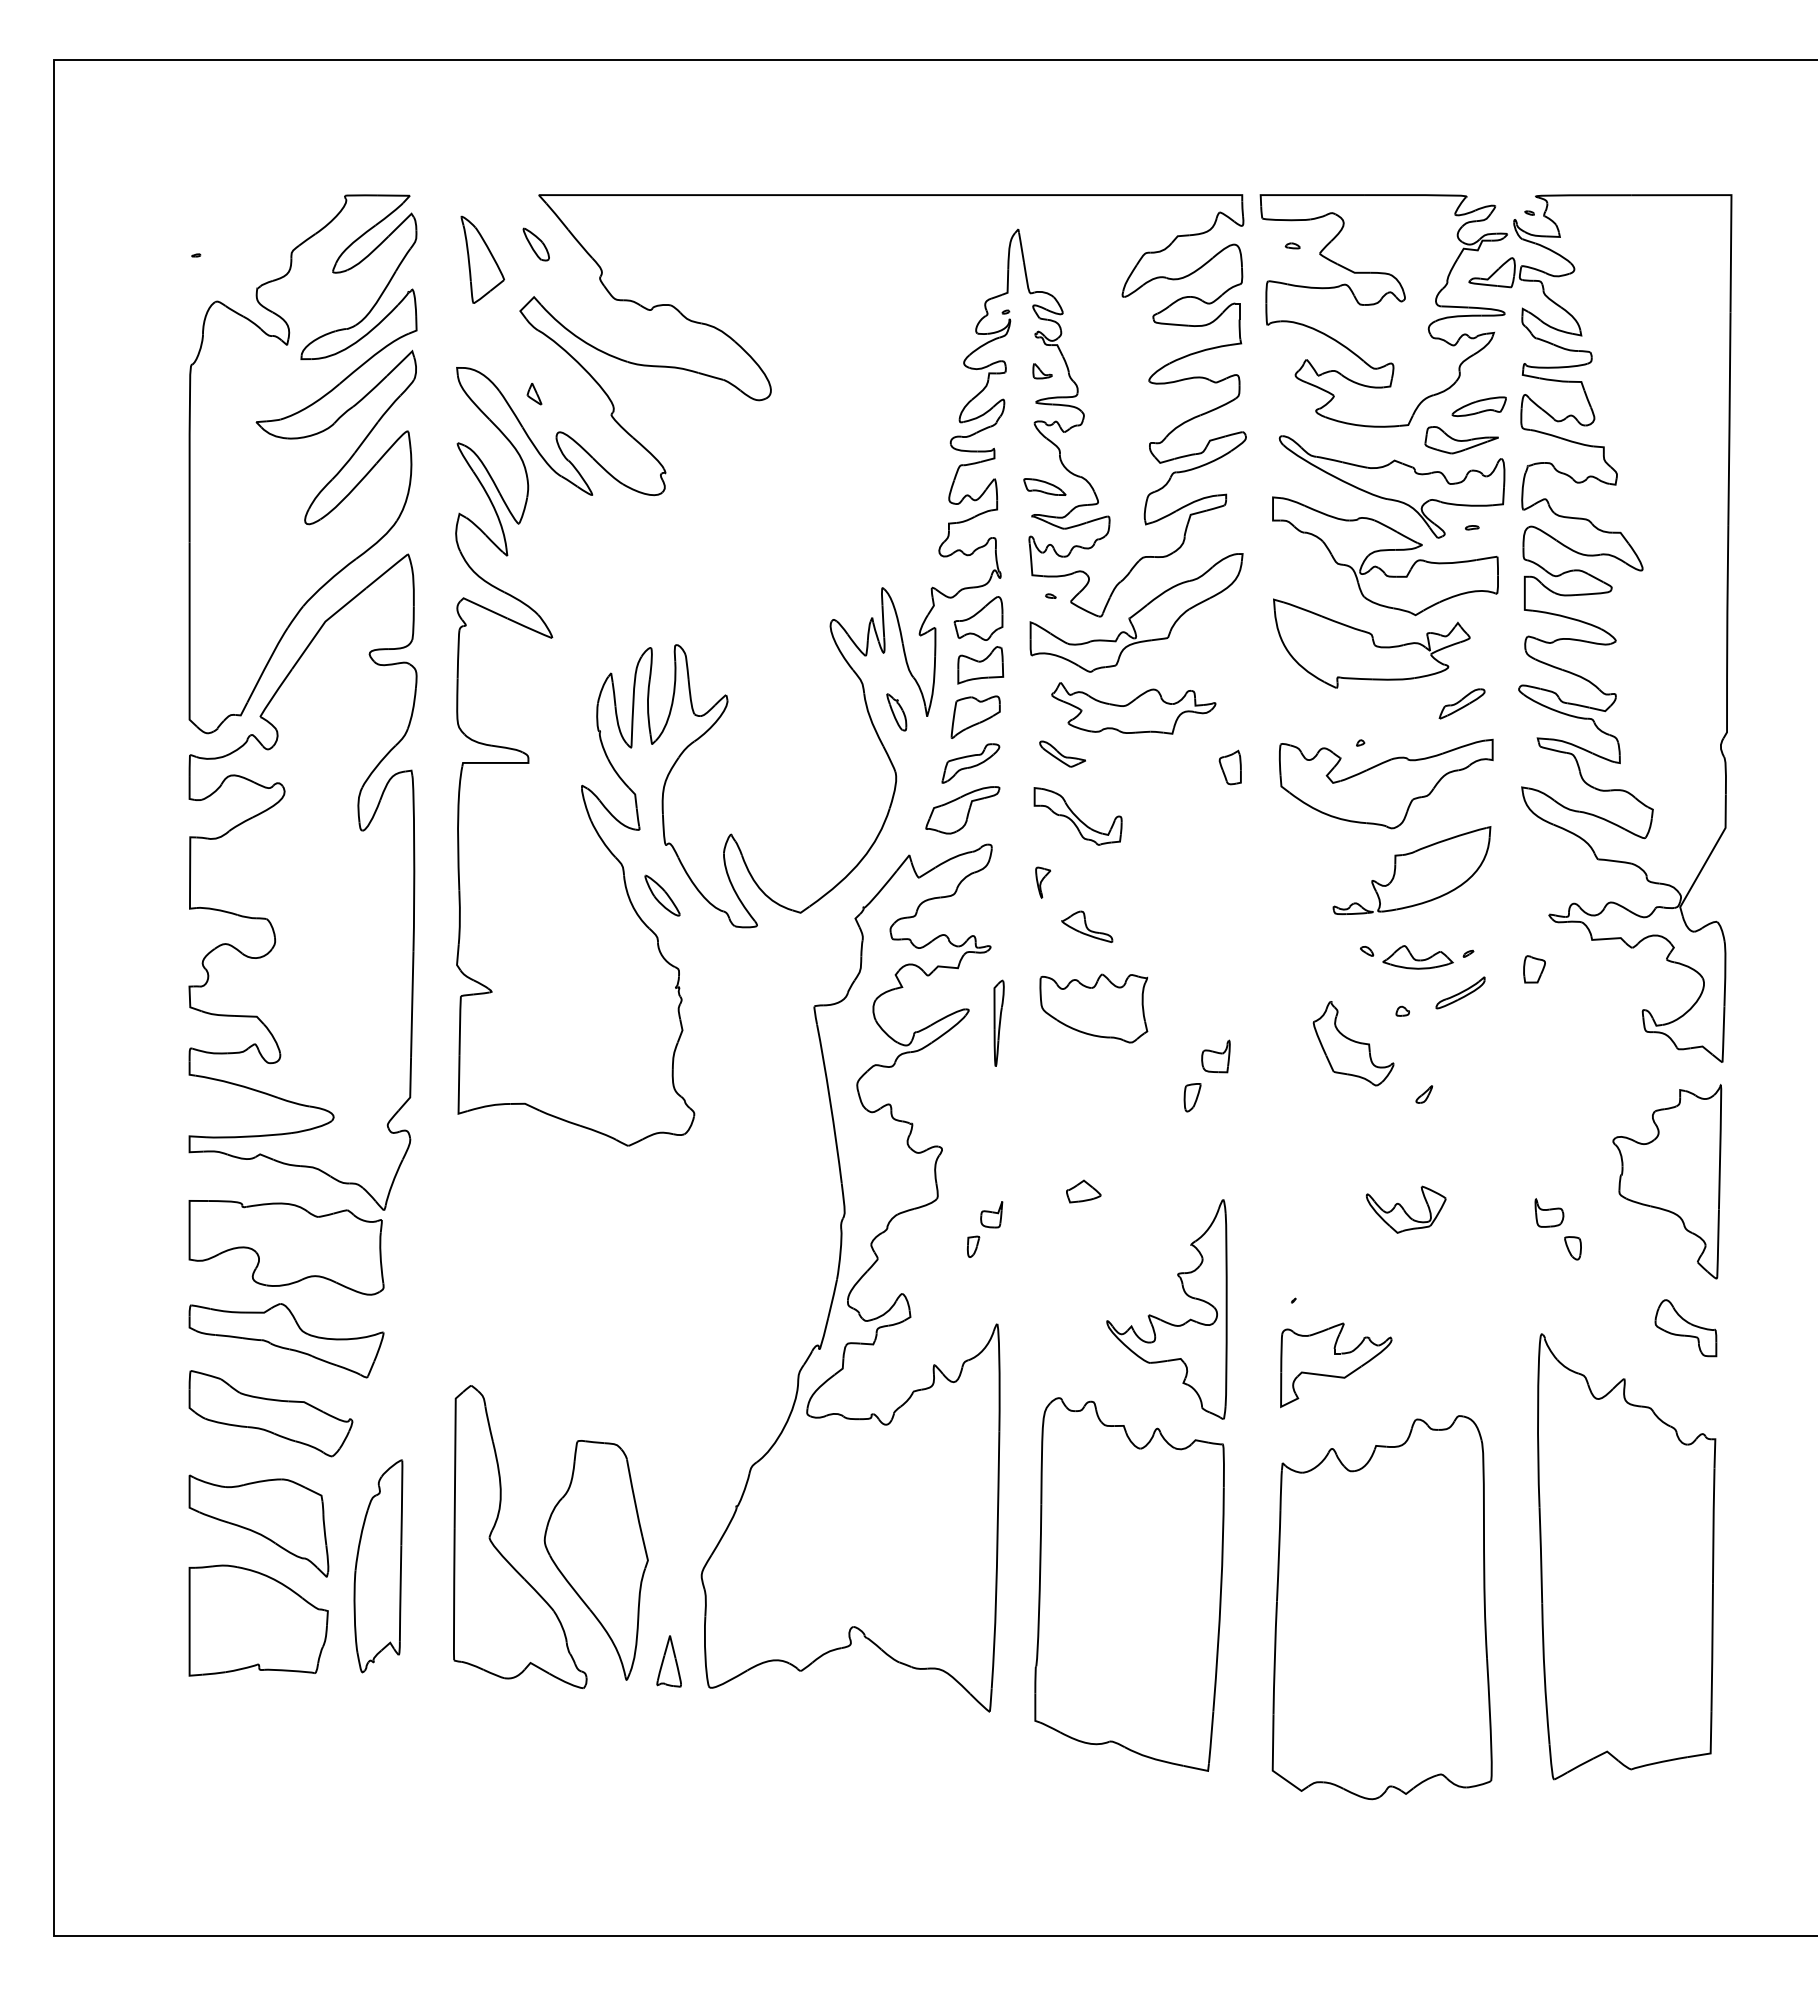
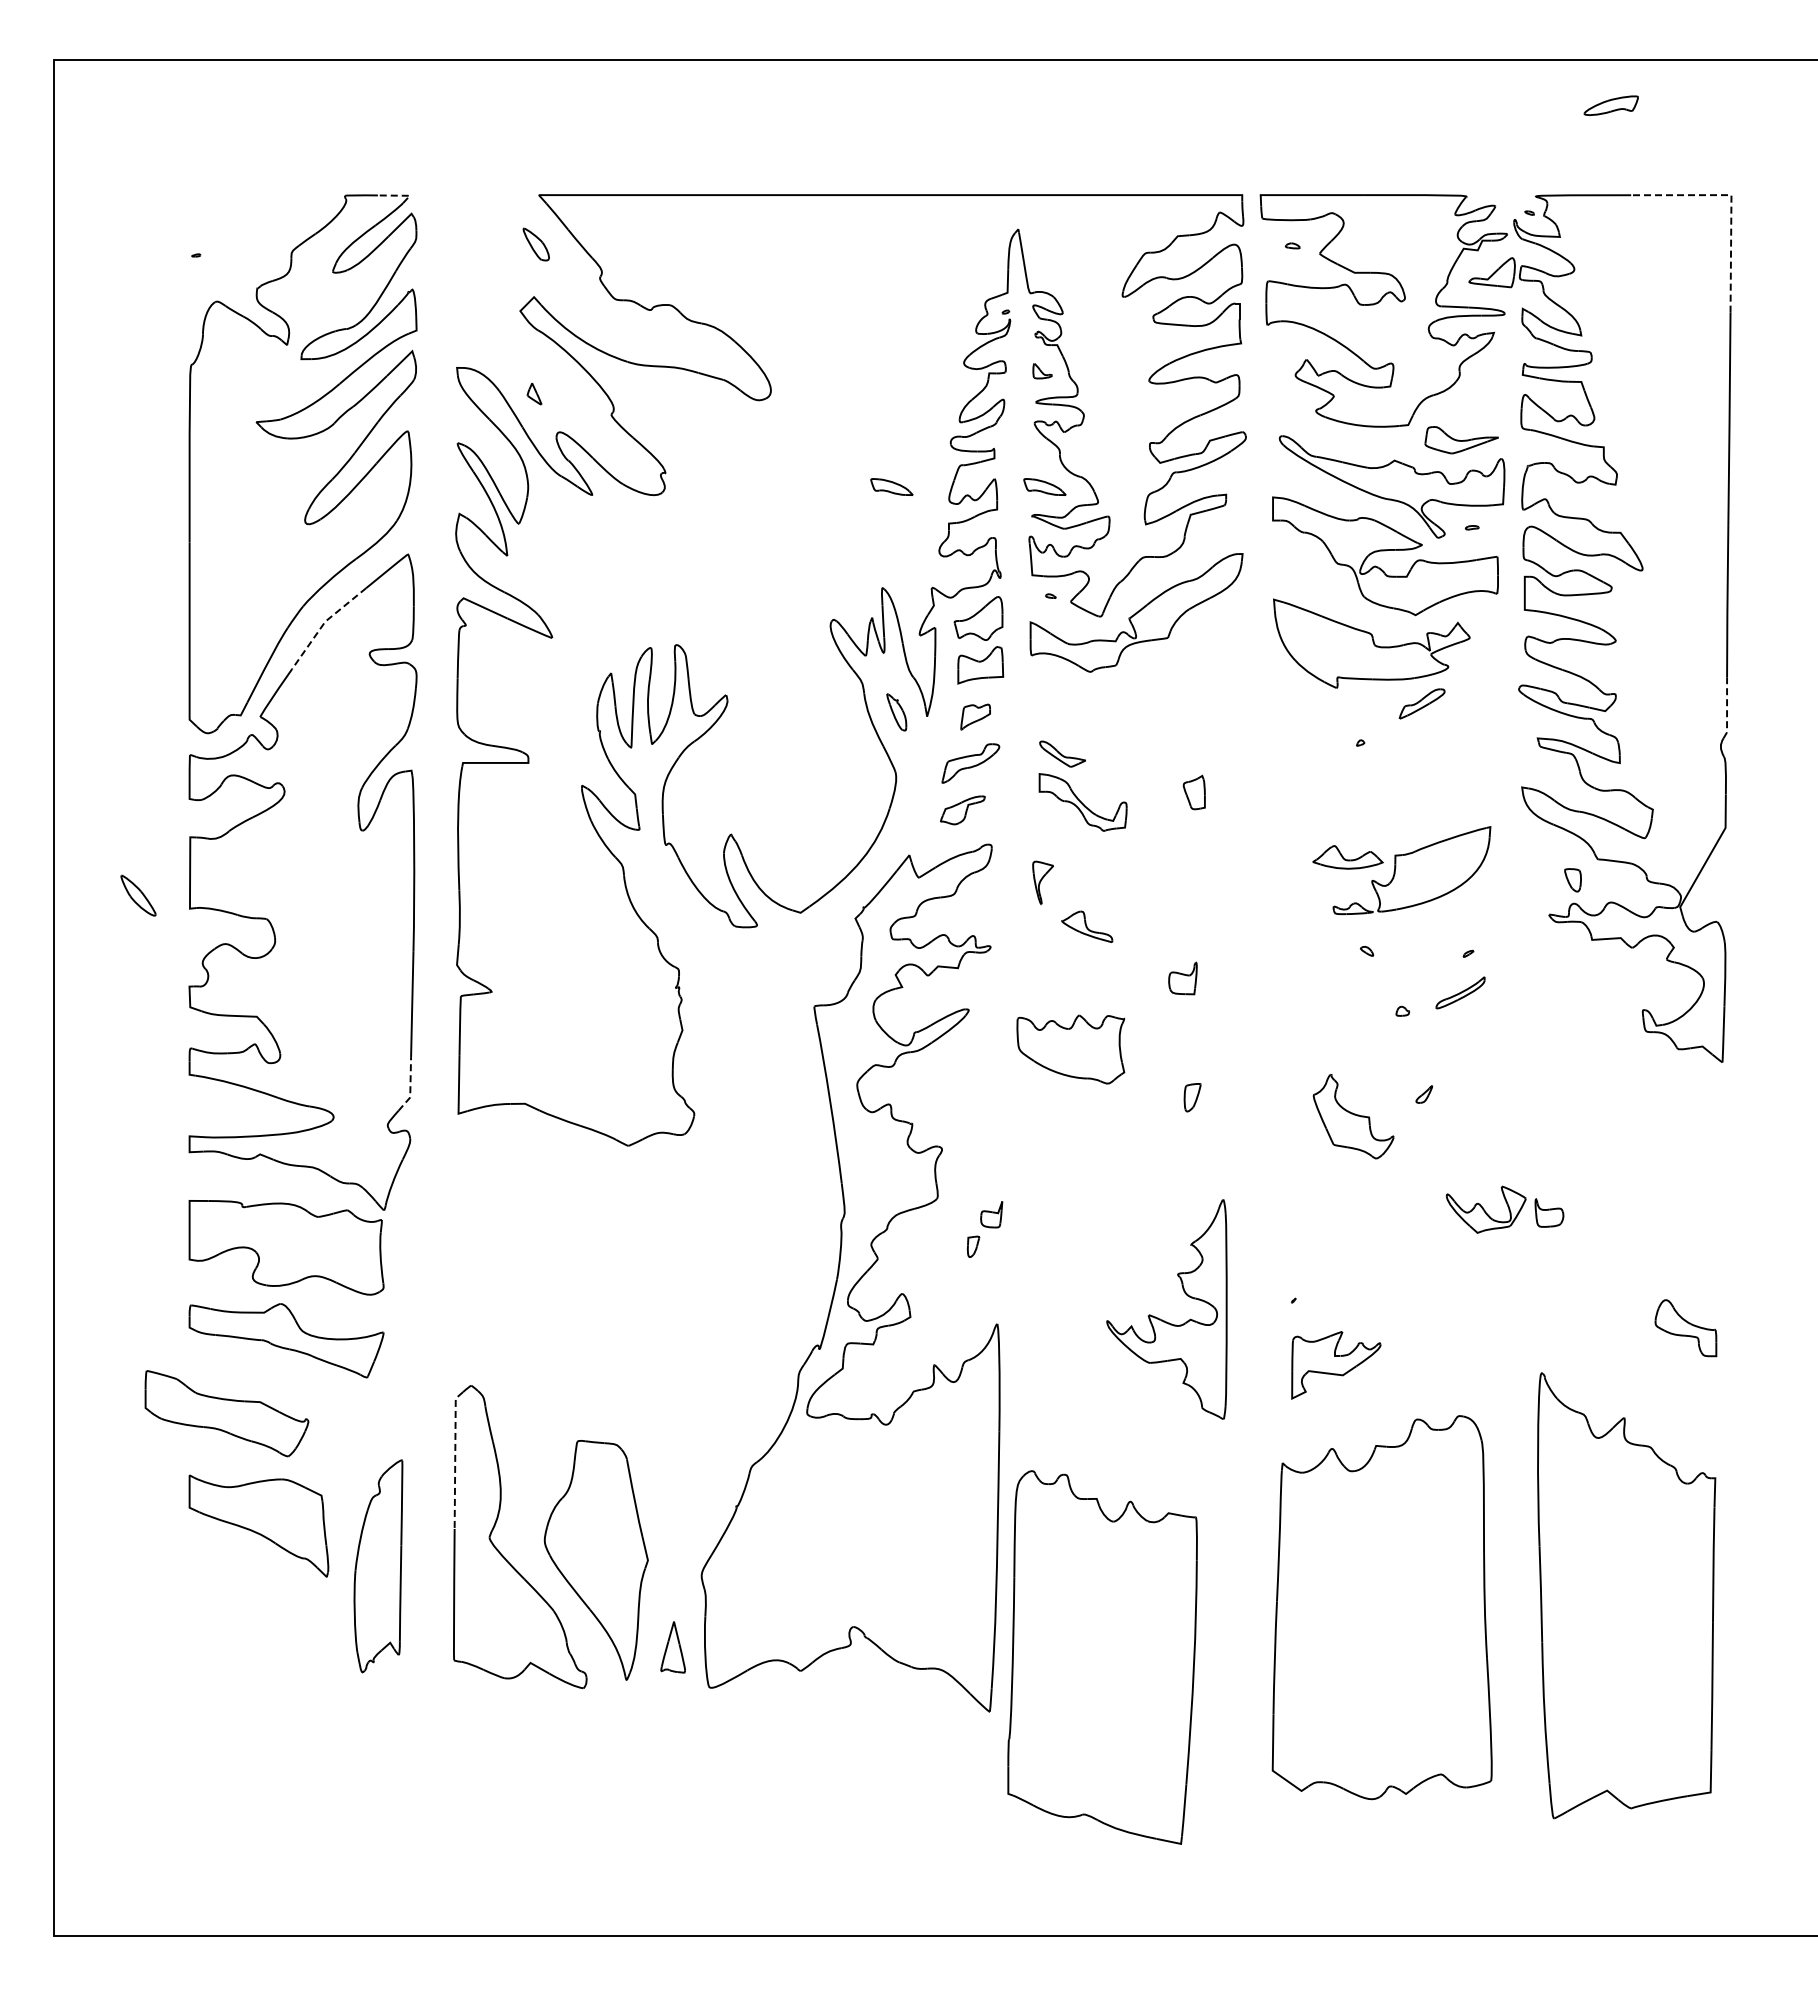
line: solid -> dashed (399, 195)
line: solid -> dashed (1731, 203)
part: present -> none (482, 259)
part position: (1478, 406) -> (1610, 105) (1610, 105)
part: none -> present (891, 486)
line: solid -> dashed (324, 623)
part position: (1461, 703) -> (1421, 703) (1421, 703)
part: present -> none (1133, 708)
line: solid -> dashed (1727, 708)
part size: 51x44 px -> 31x28 px (975, 716)
part position: (1229, 767) -> (1193, 792) (1193, 792)
part: present -> none (1385, 783)
part size: 76x49 px -> 46x31 px (962, 810)
part position: (1077, 816) -> (1082, 802) (1082, 802)
part size: 17x33 px -> 22x46 px (1042, 882)
part position: (662, 895) -> (138, 895) (138, 895)
part position: (1417, 957) -> (1347, 857) (1347, 857)
part: present -> none (1534, 969)
part position: (1093, 1008) -> (1070, 1049) (1070, 1049)
part: present -> none (998, 1022)
part position: (1353, 1043) -> (1353, 1116) (1353, 1116)
part position: (1215, 1056) -> (1182, 978) (1182, 978)
line: solid -> dashed (410, 1086)
part: present -> none (1667, 1181)
part: present -> none (1083, 1191)
part position: (1405, 1209) -> (1485, 1209) (1485, 1209)
part position: (1572, 1248) -> (1572, 880) (1572, 880)
part size: 113x87 px -> 91x69 px (1336, 1365)
part position: (270, 1413) -> (226, 1413) (226, 1413)
line: solid -> dashed (455, 1458)
part position: (1626, 1556) -> (1626, 1595) (1626, 1595)
part position: (1129, 1584) -> (1102, 1657) (1102, 1657)
part: present -> none (258, 1620)
part position: (668, 1661) -> (672, 1647) (672, 1647)
